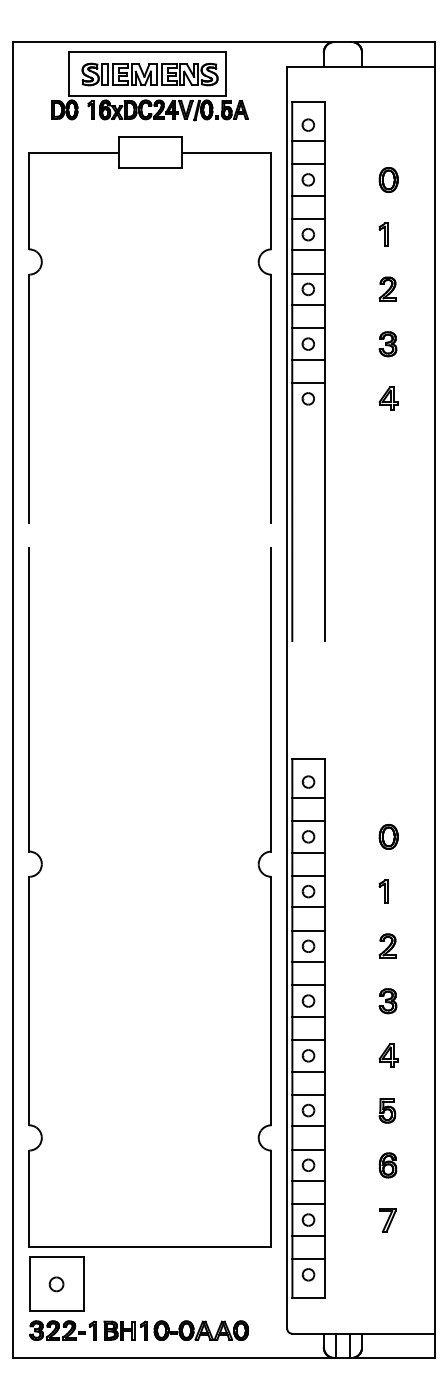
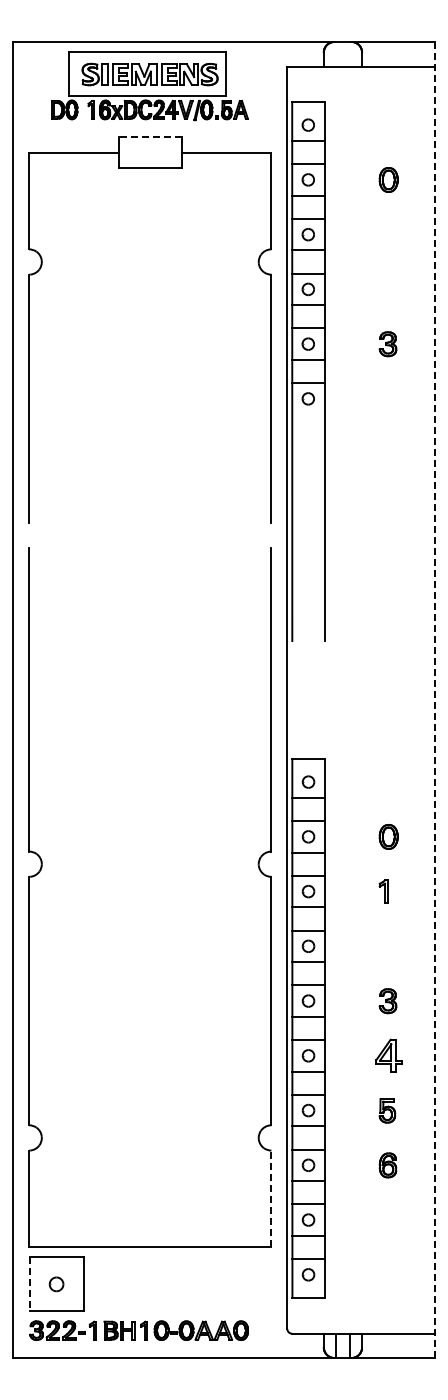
line: solid -> dashed (150, 136)
part: present -> none (383, 234)
part: present -> none (387, 288)
part: present -> none (388, 398)
line: solid -> dashed (434, 699)
part: present -> none (387, 945)
part size: 21x25 px -> 28x35 px (388, 1055)
line: solid -> dashed (271, 1198)
part: present -> none (387, 1220)
line: solid -> dashed (30, 1284)
